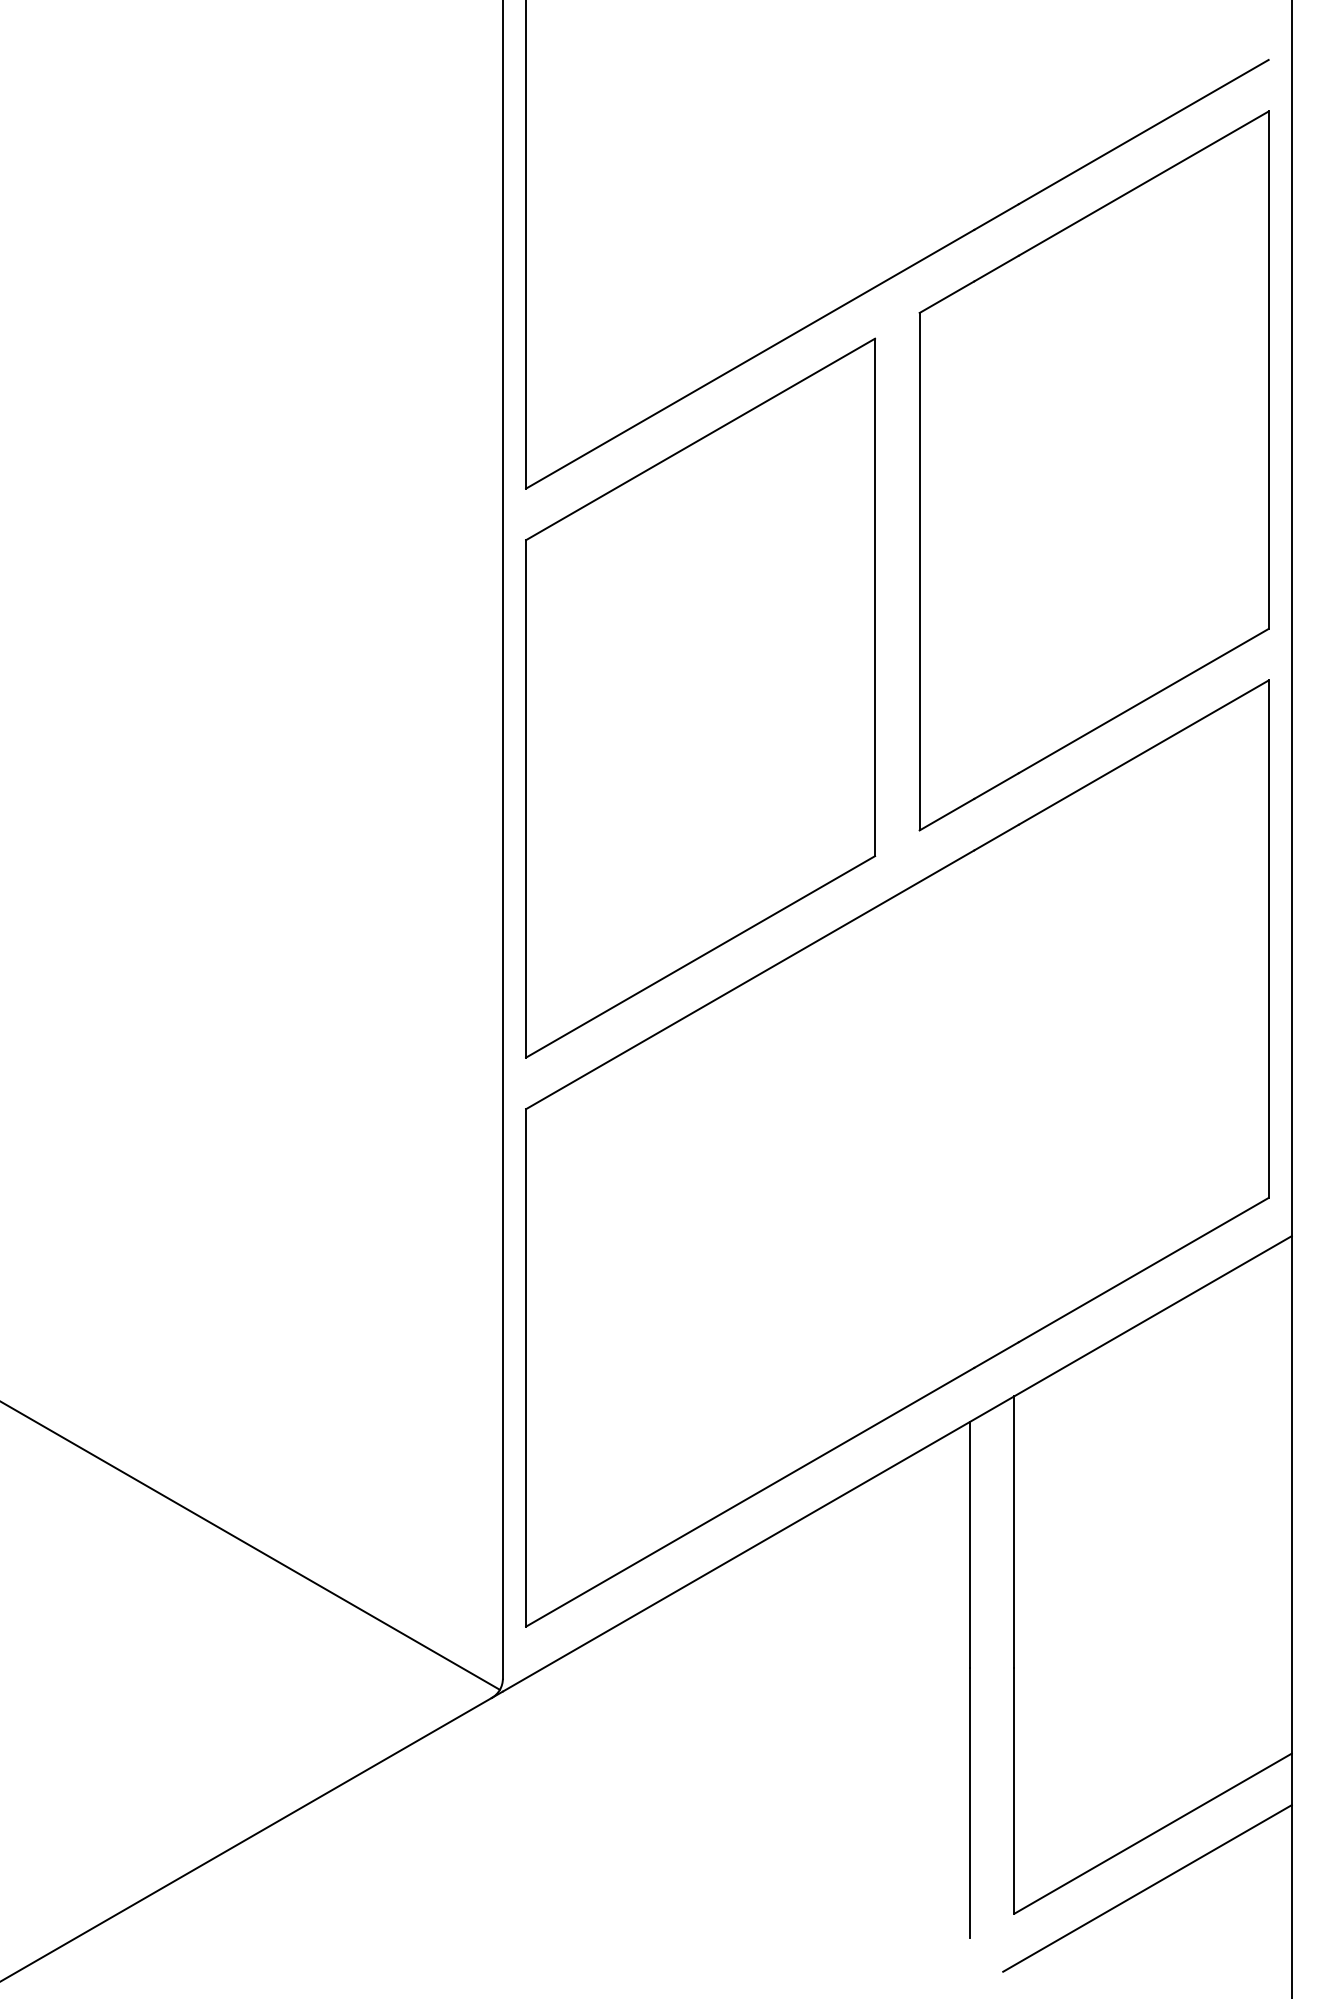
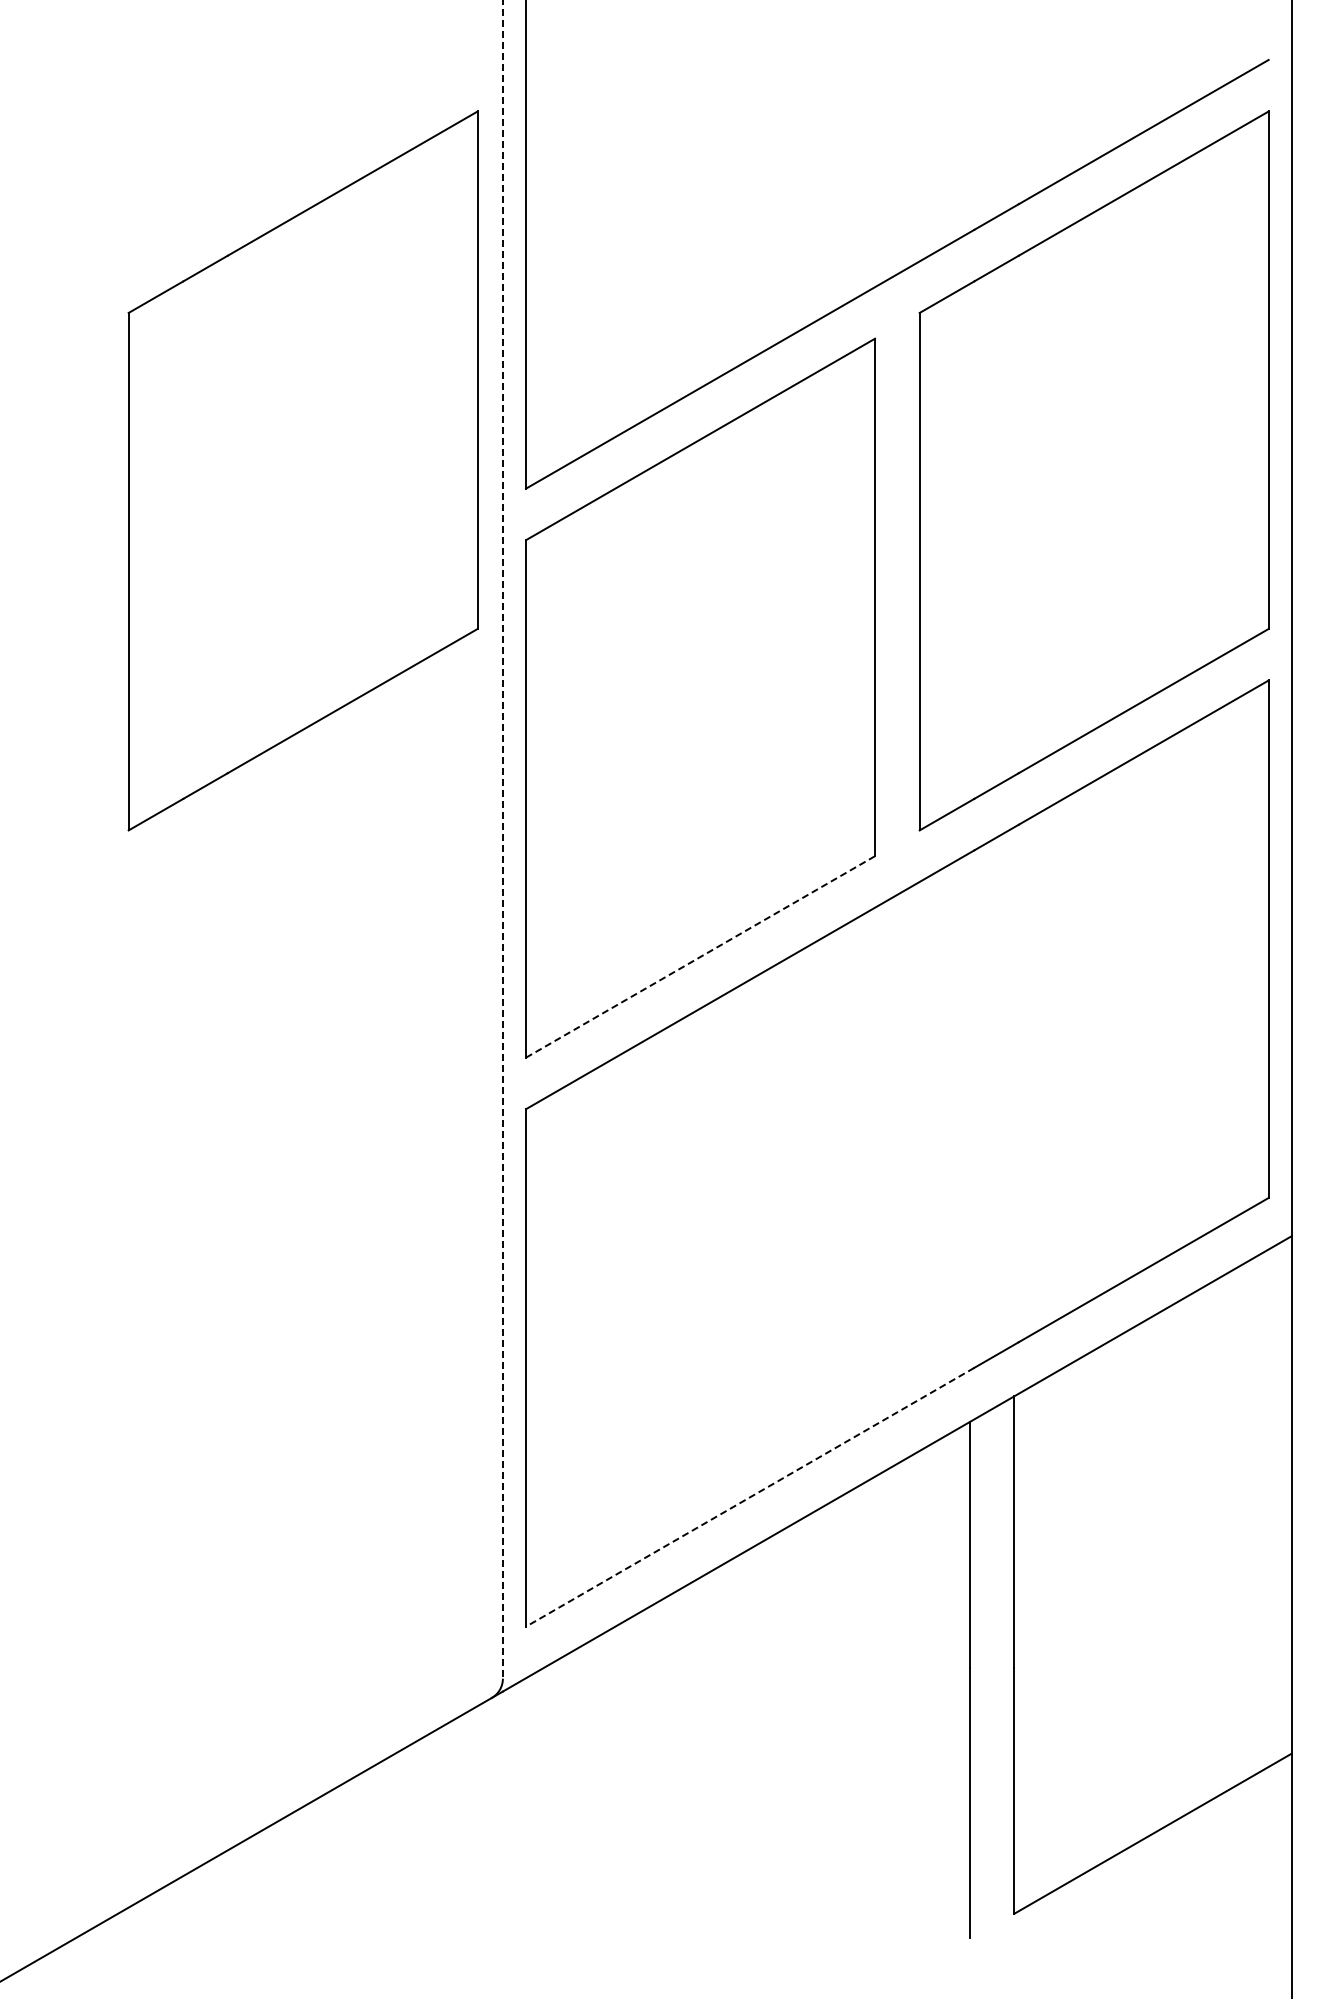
part: none -> present (302, 470)
line: solid -> dashed (502, 839)
line: solid -> dashed (700, 957)
line: solid -> dashed (750, 1497)
line: present -> none (250, 1545)
line: present -> none (1147, 1888)
